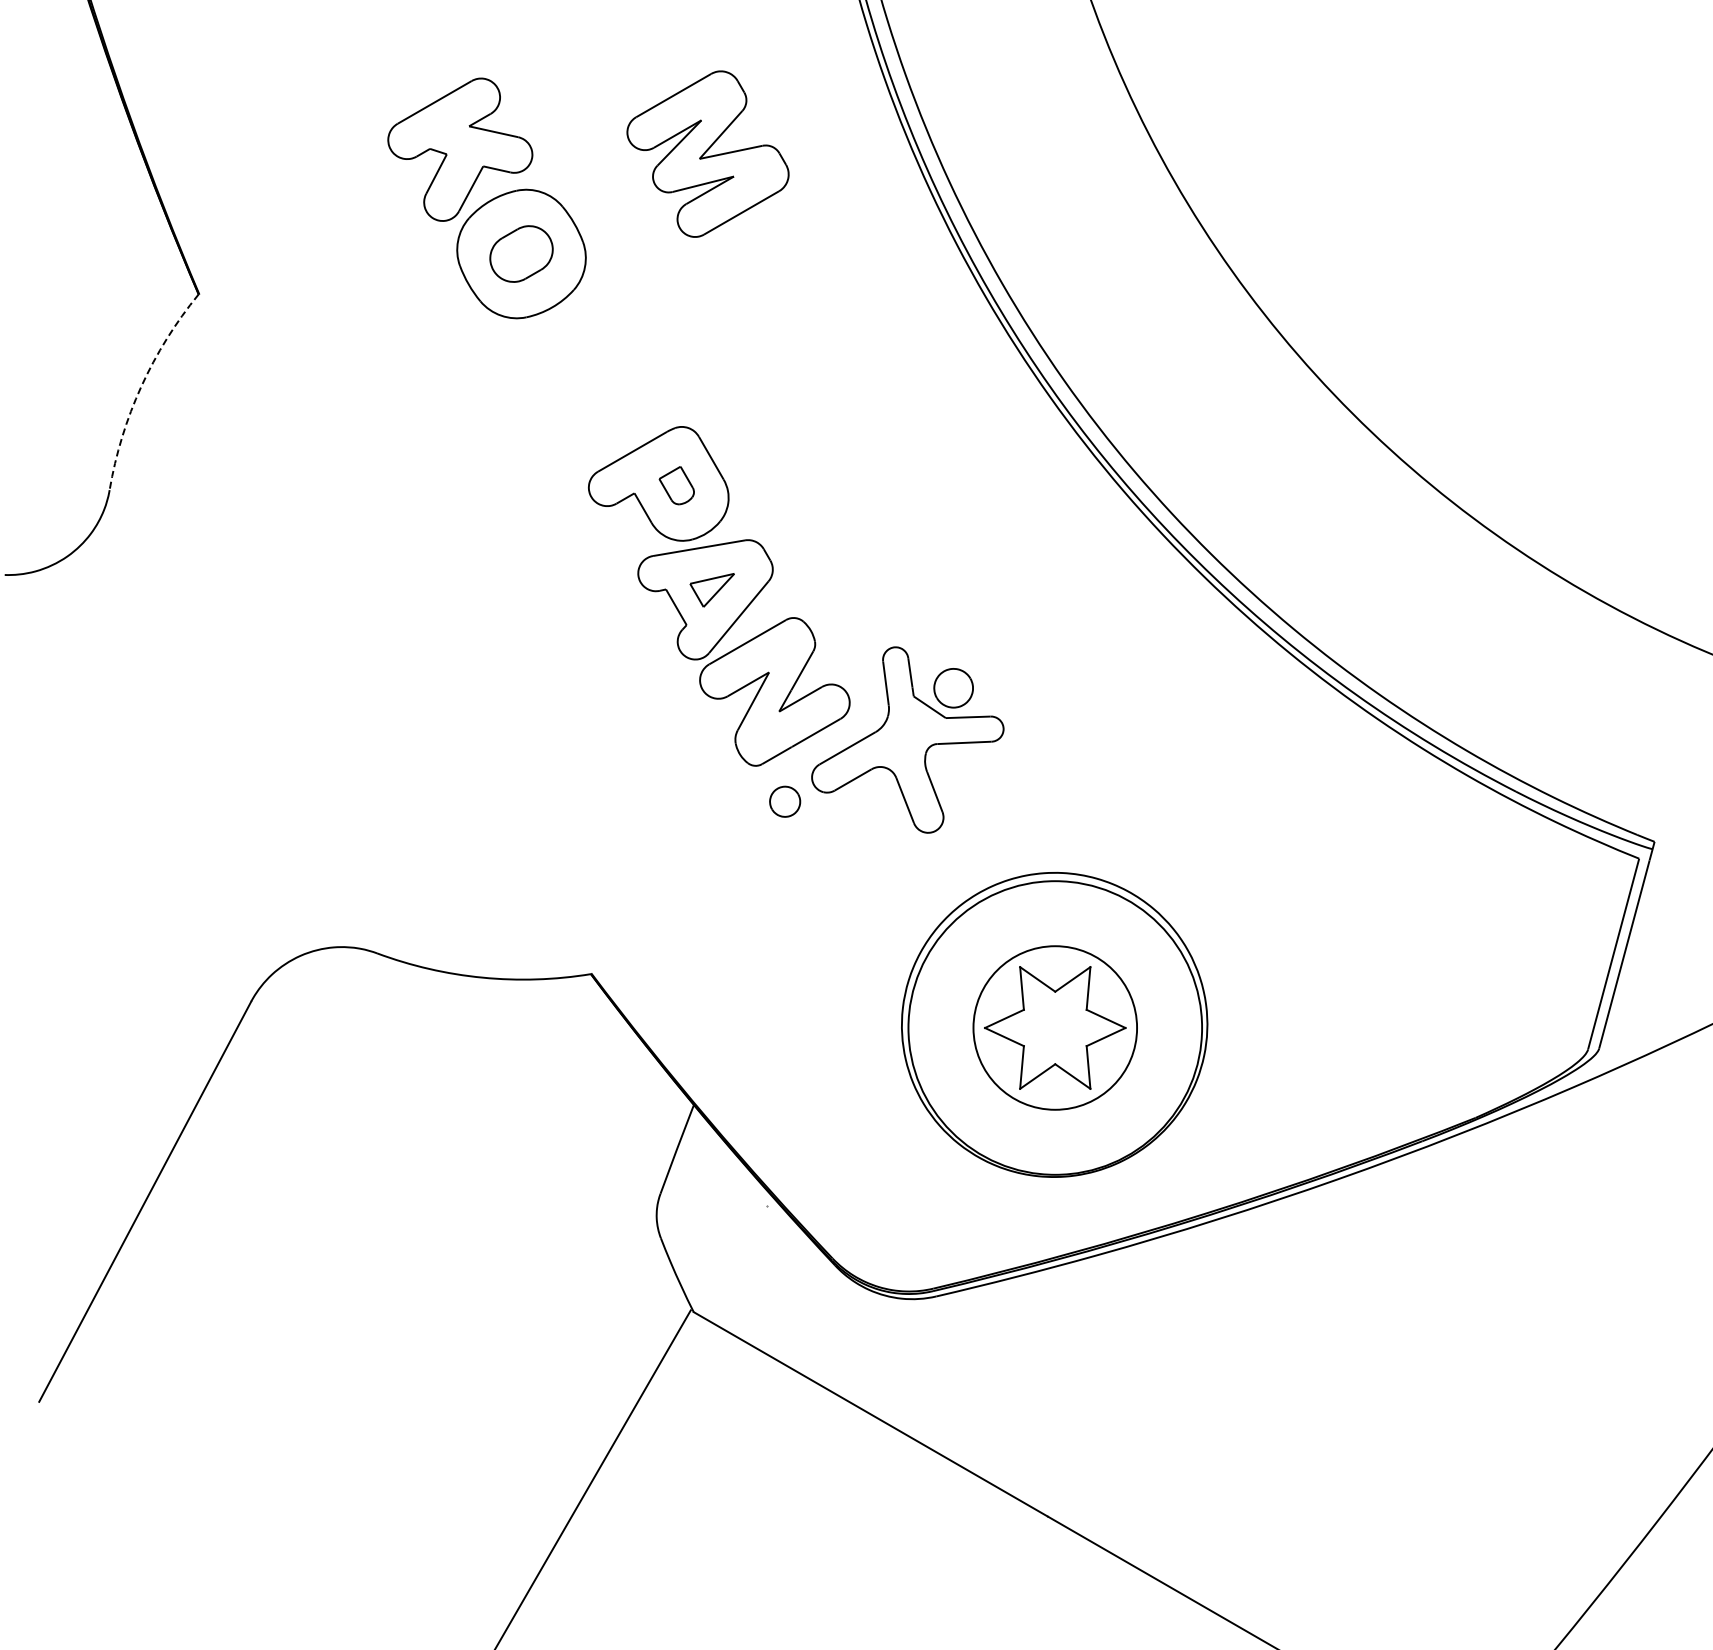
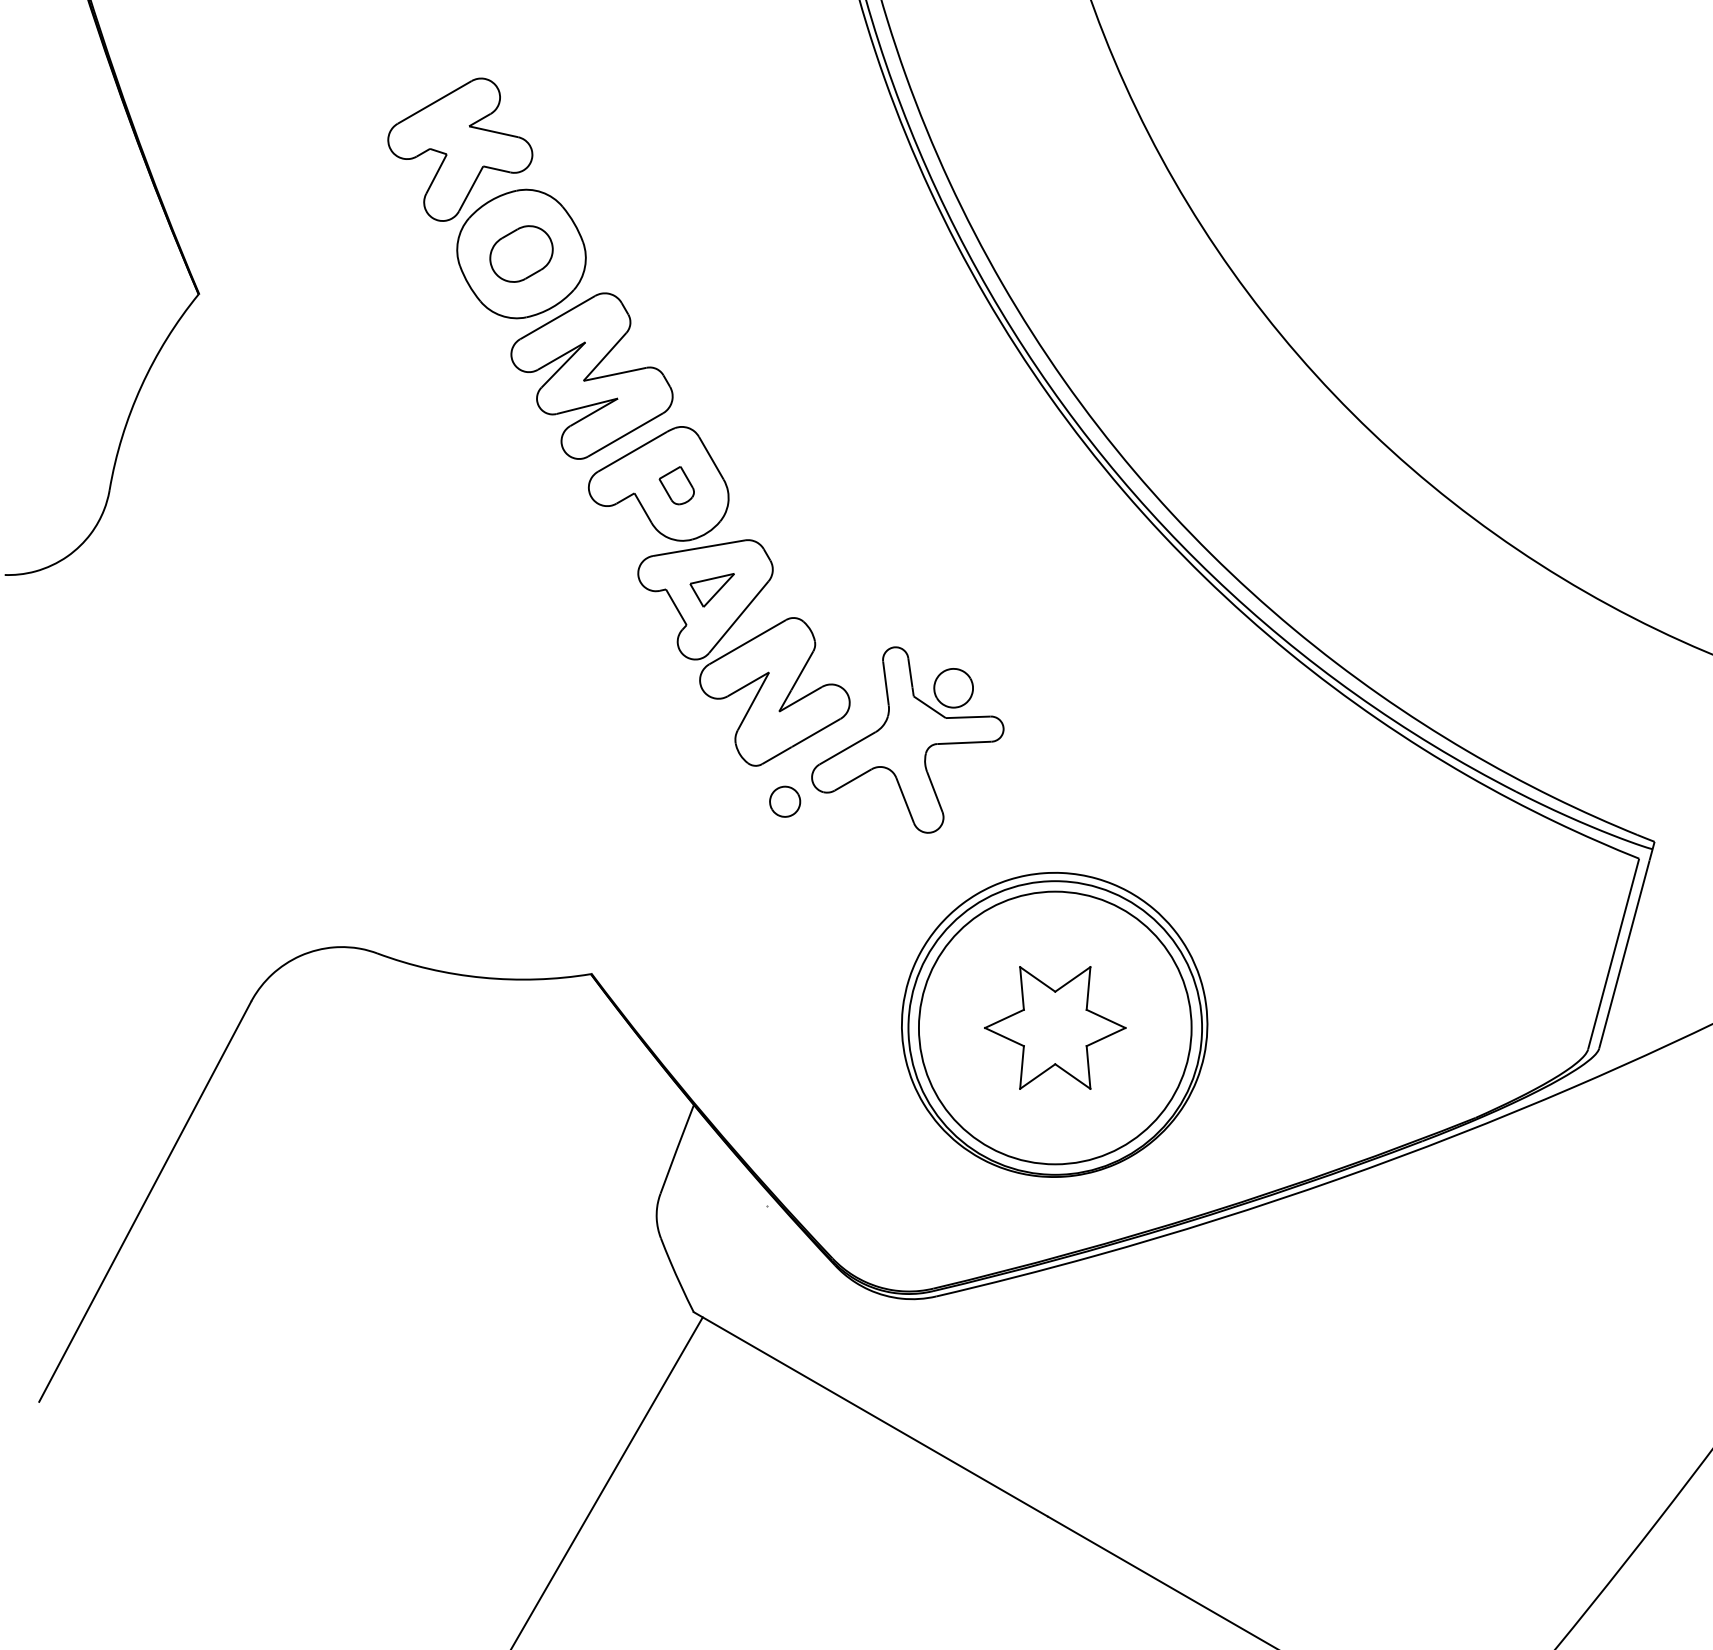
part position: (707, 153) -> (591, 375) (591, 375)
arc: dashed -> solid (141, 386)
circle diameter: 164 px -> 273 px (1054, 1027)
line position: (593, 1478) -> (607, 1481) (607, 1481)
